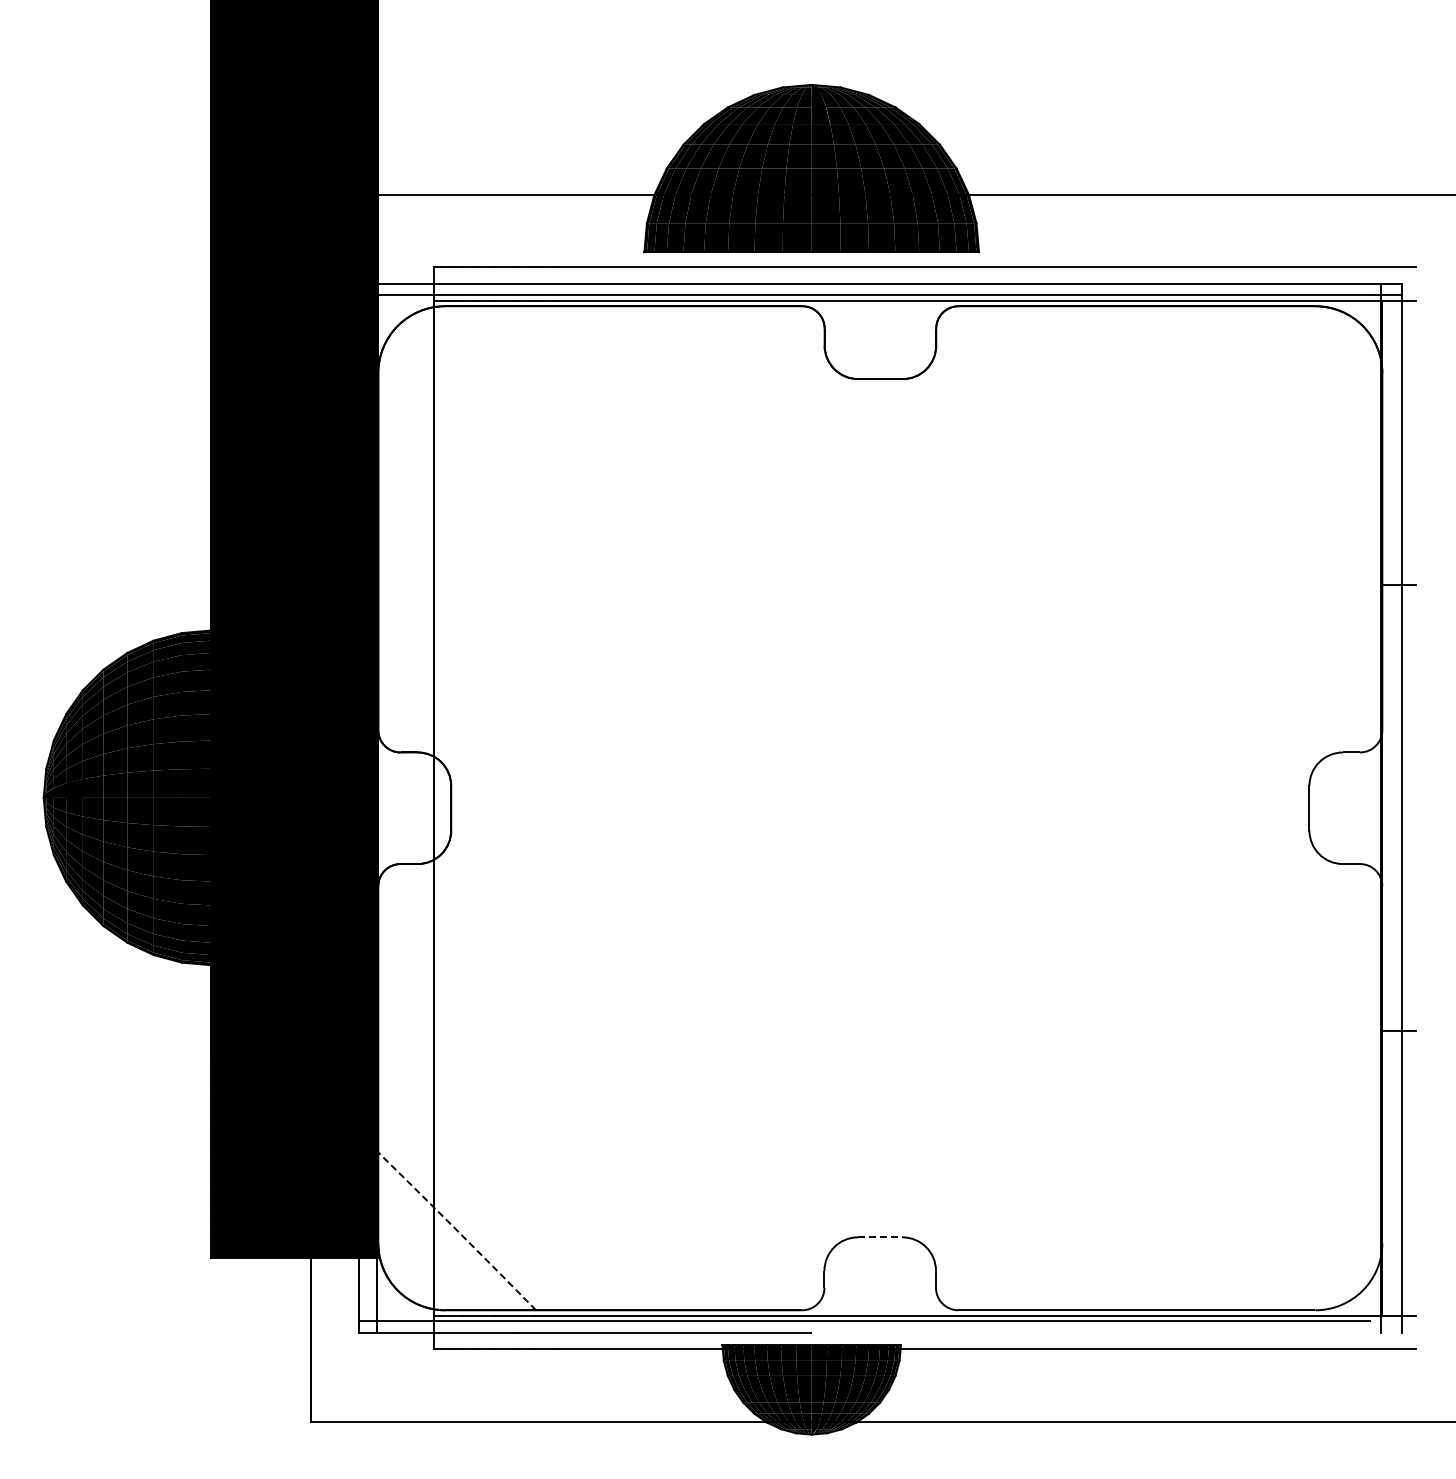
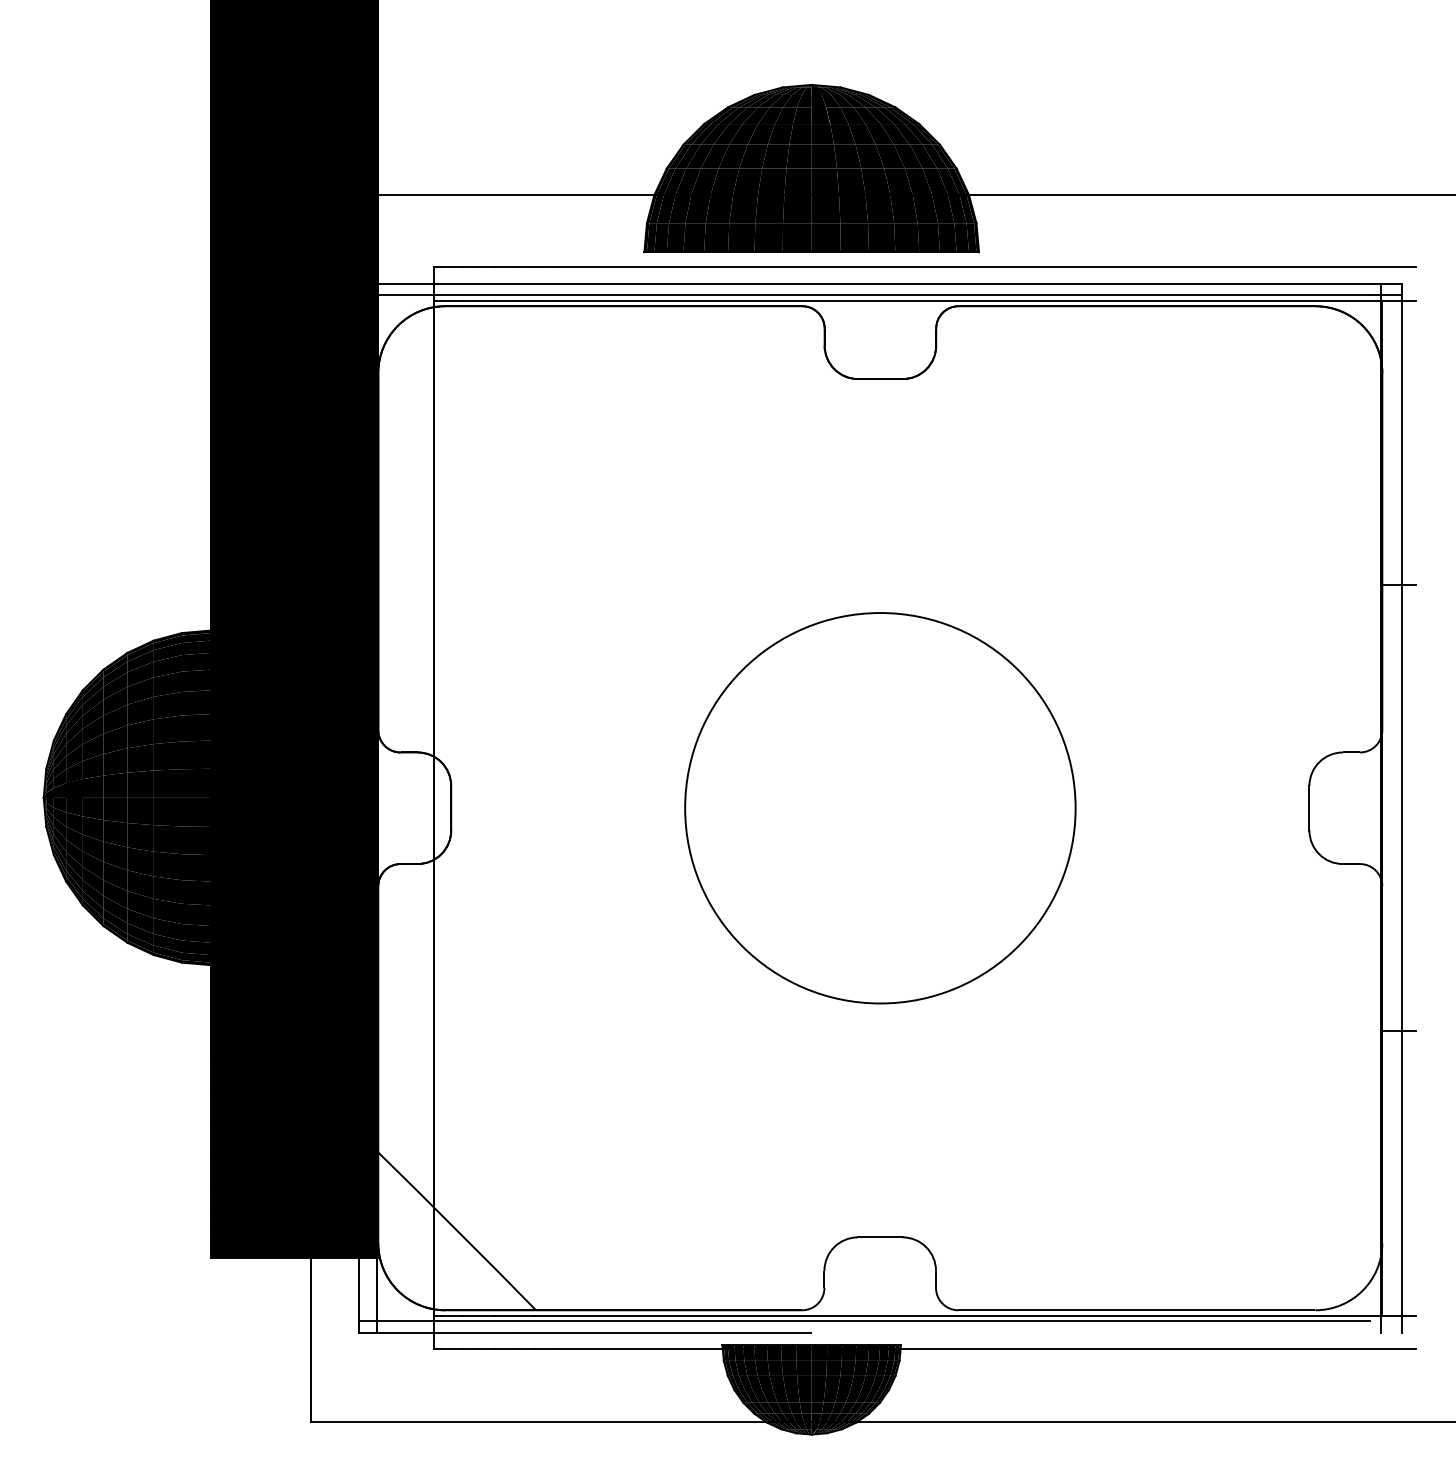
circle: none -> present (880, 808)
arc: dashed -> solid (457, 1231)
line: dashed -> solid (880, 1237)
